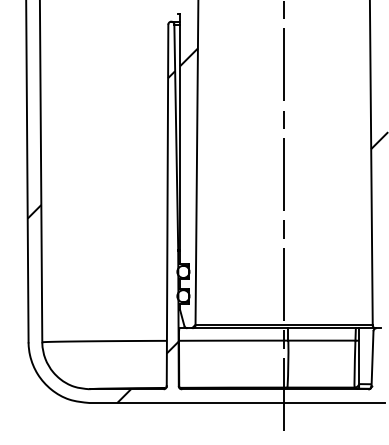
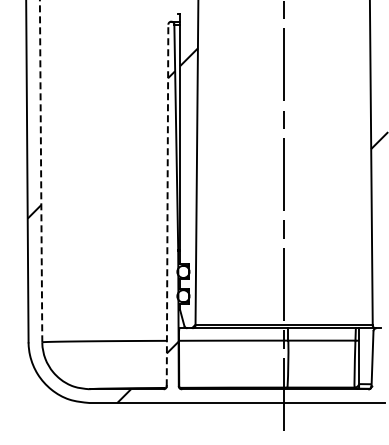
line: solid -> dashed (41, 171)
line: solid -> dashed (167, 205)
